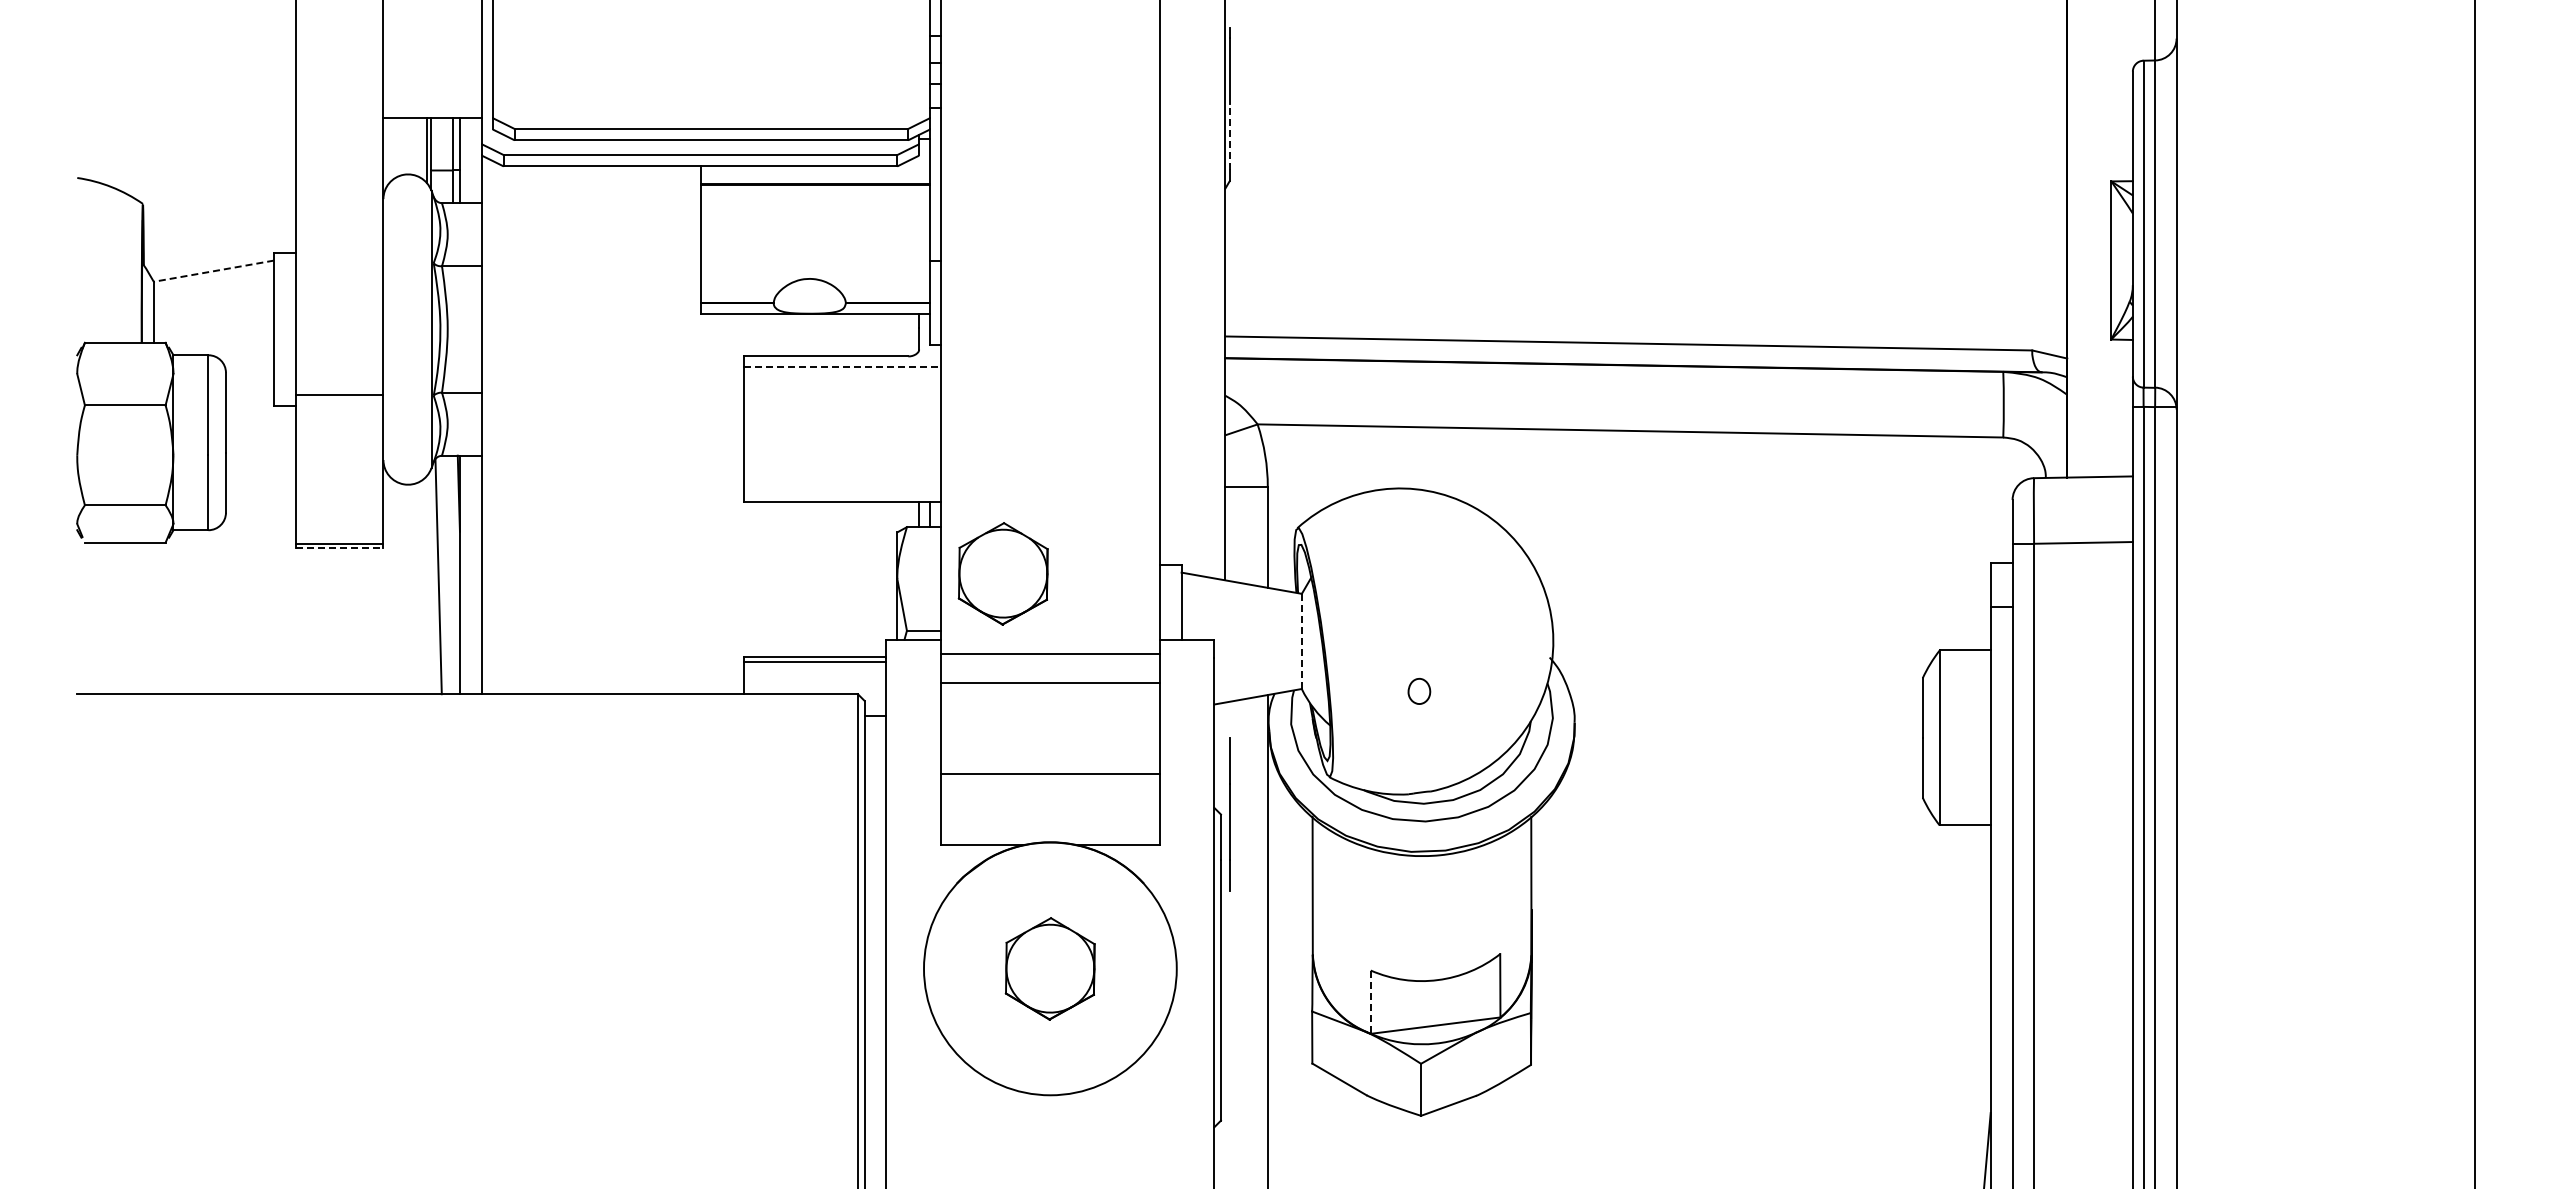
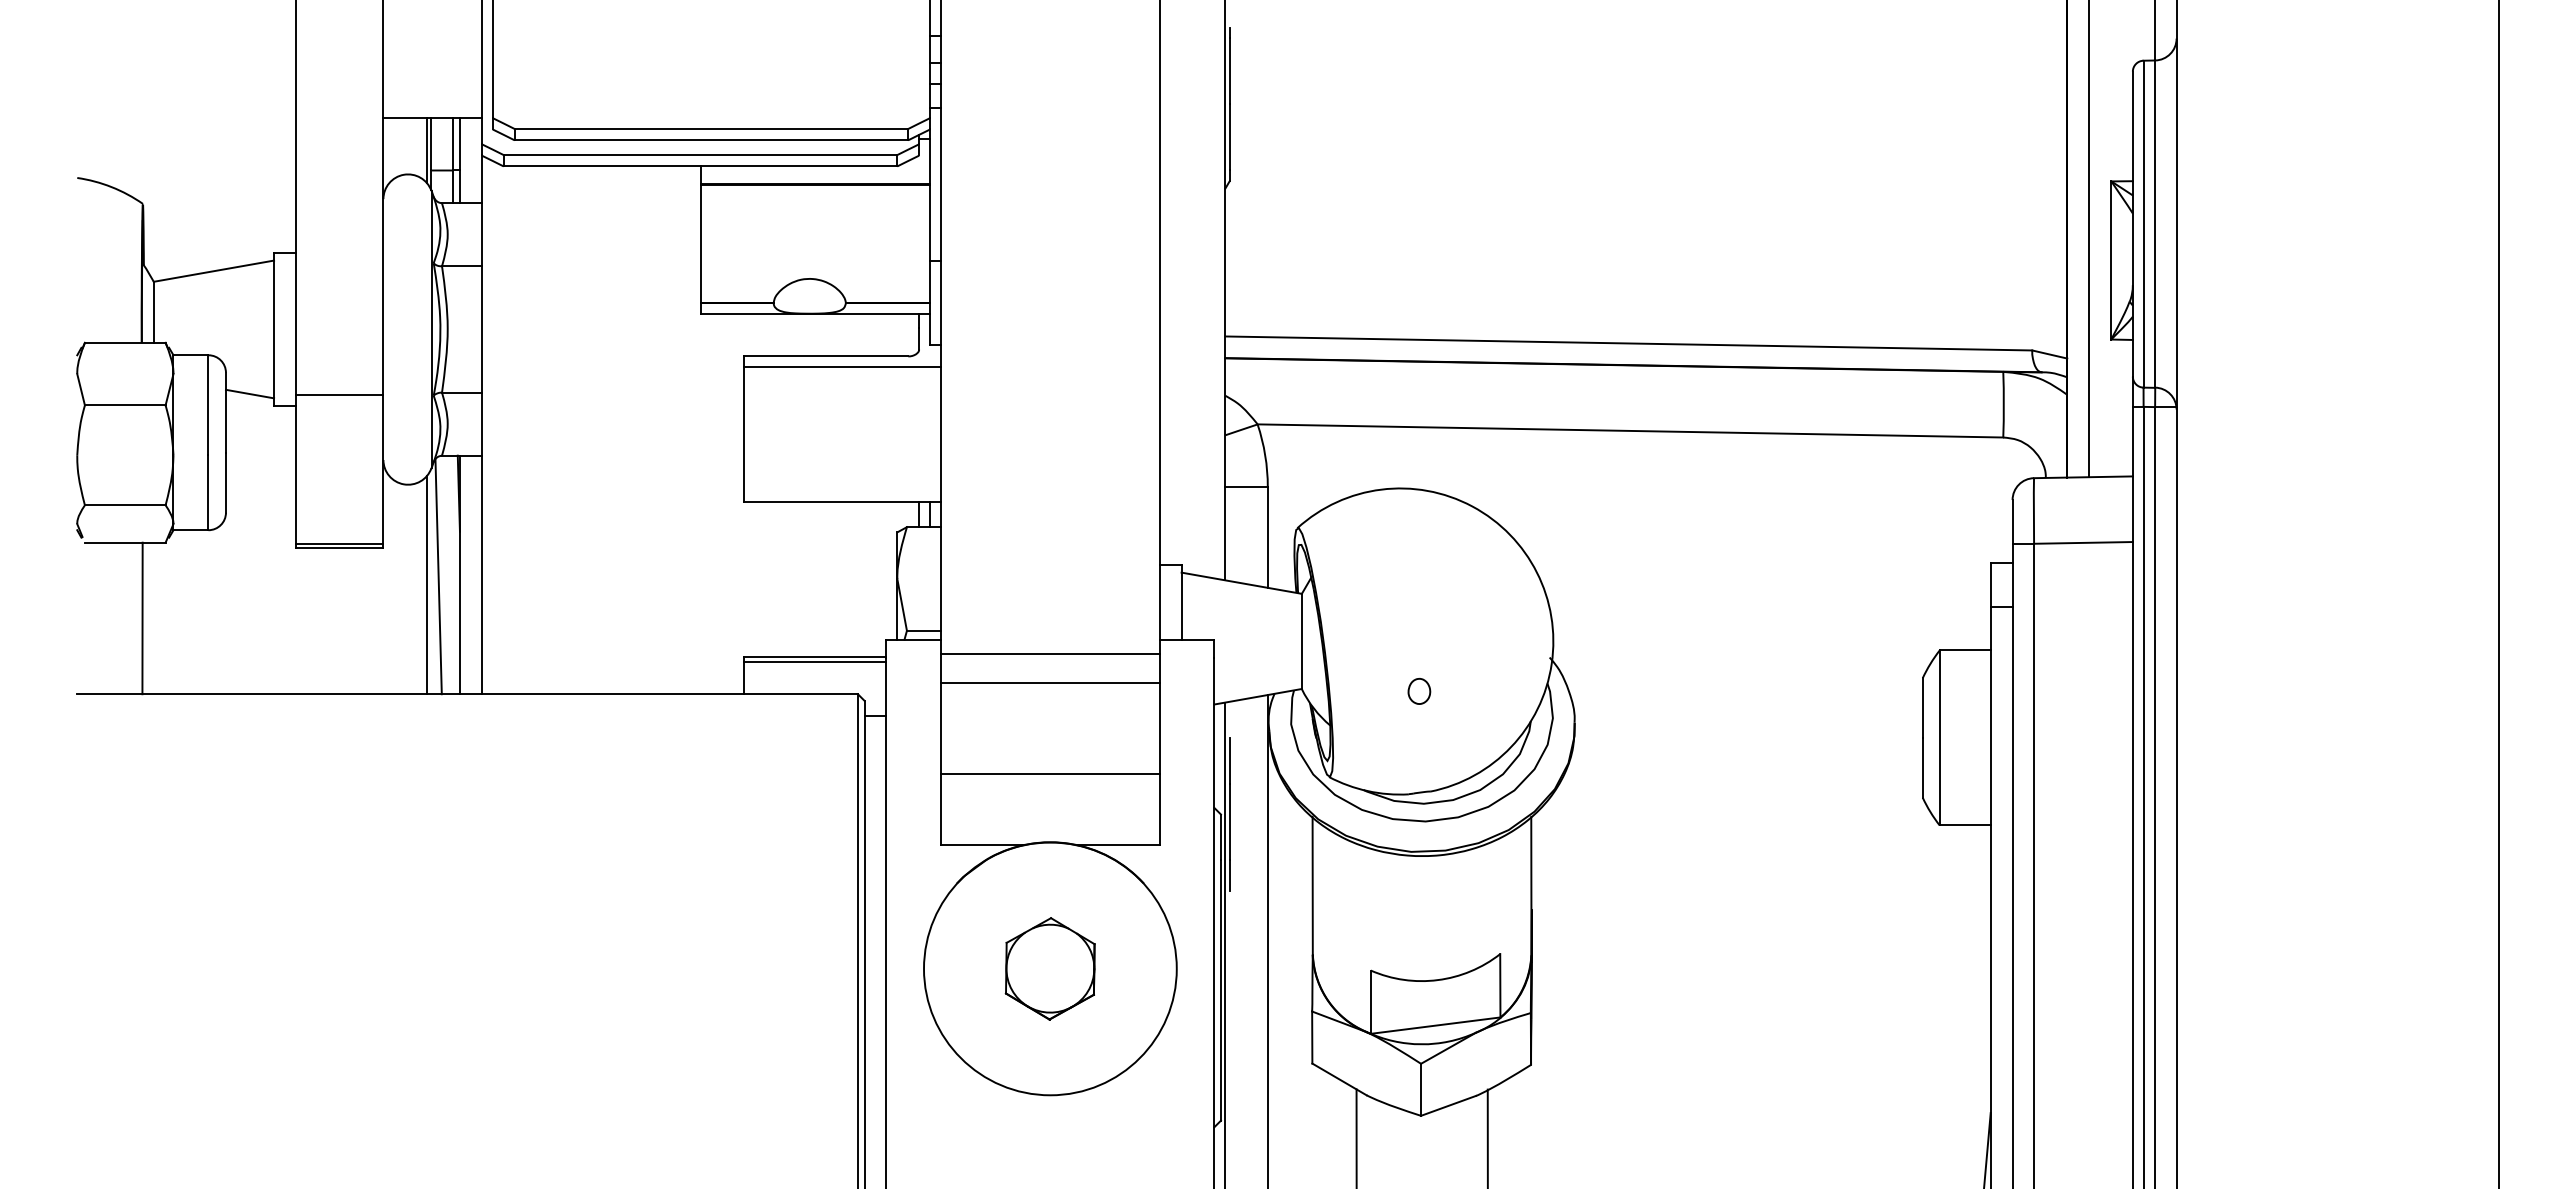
line: dashed -> solid (1229, 136)
line: none -> present (2088, 239)
line: dashed -> solid (213, 271)
line: dashed -> solid (843, 366)
line: none -> present (249, 393)
line: dashed -> solid (339, 548)
part: present -> none (1002, 573)
line: none -> present (427, 584)
line position: (2474, 593) -> (2498, 593) (2498, 593)
line: none -> present (142, 618)
line: dashed -> solid (1301, 641)
line: none -> present (1225, 943)
line: dashed -> solid (1370, 1002)
line: none -> present (1356, 1137)
line: none -> present (1487, 1137)
